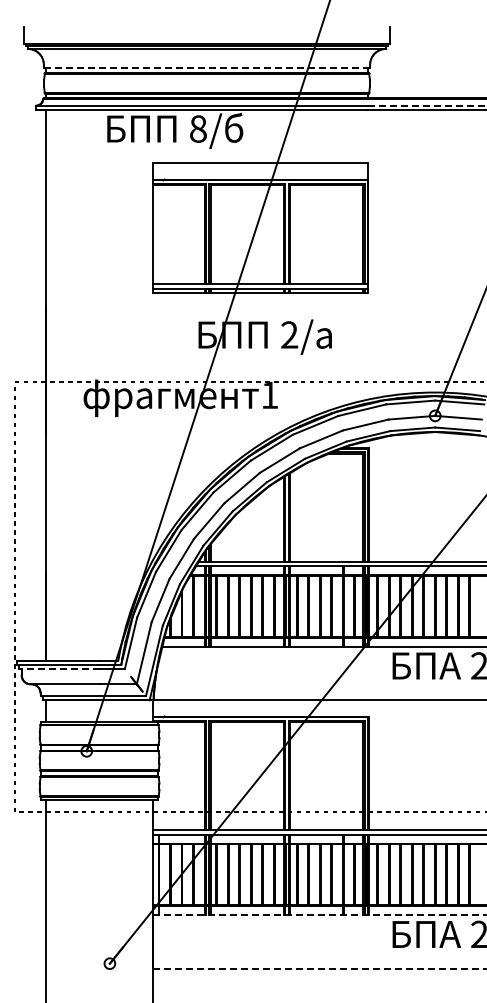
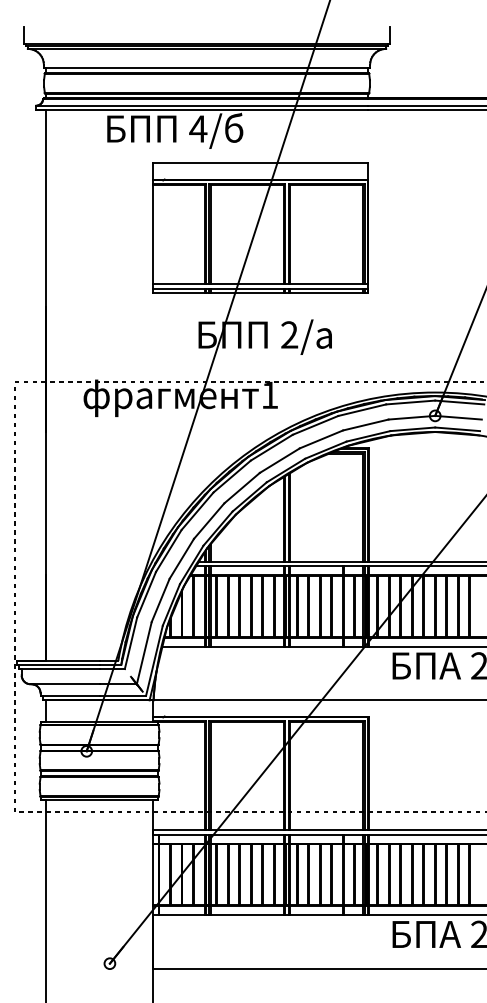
line: dashed -> solid (206, 67)
line: dashed -> solid (427, 105)
text: 8/ -> 4/ (198, 128)
line: dashed -> solid (58, 669)
line: dashed -> solid (320, 915)
line: dashed -> solid (320, 968)
